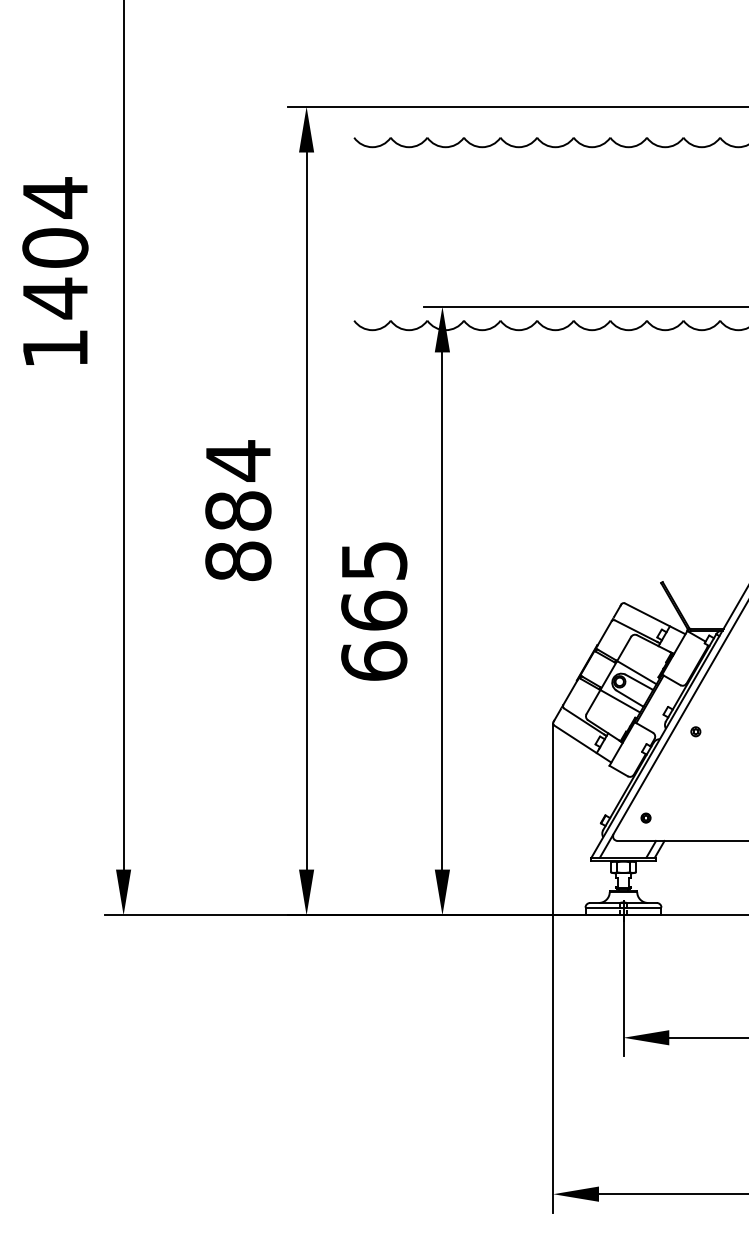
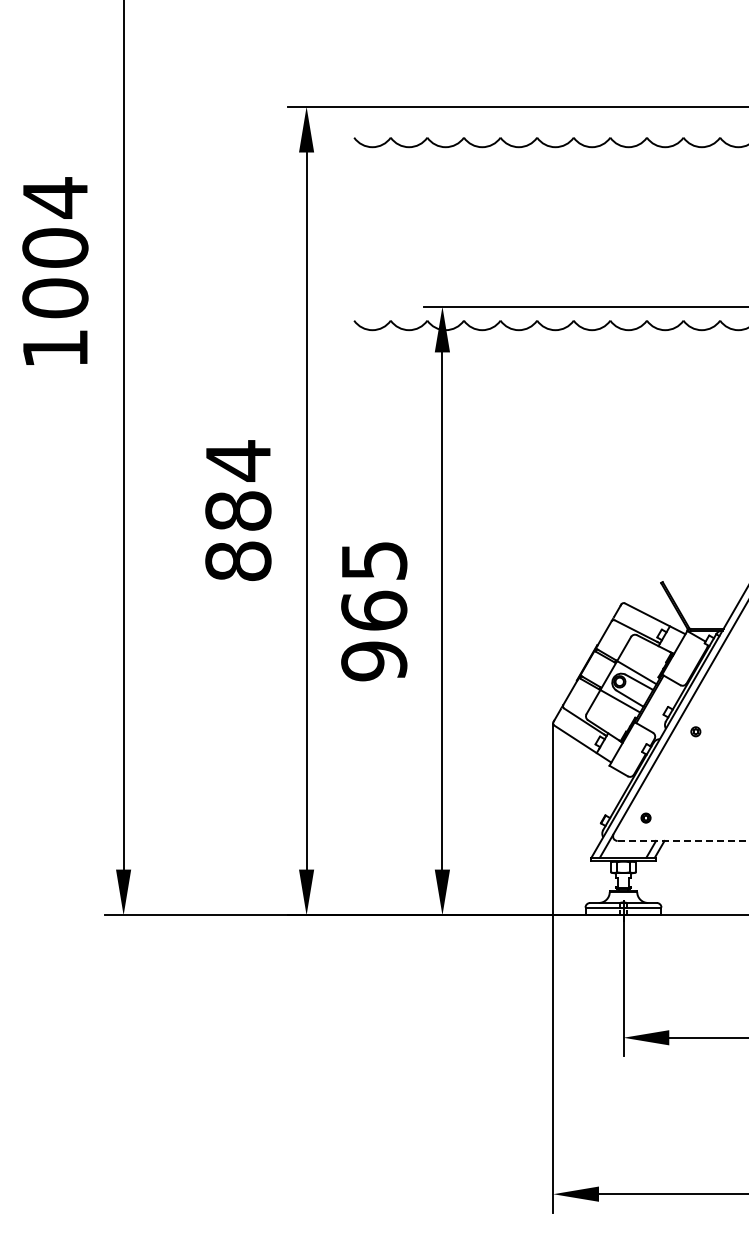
text: 1404 -> 1004 (55, 298)
text: 665 -> 965 (374, 661)
line: solid -> dashed (682, 840)
